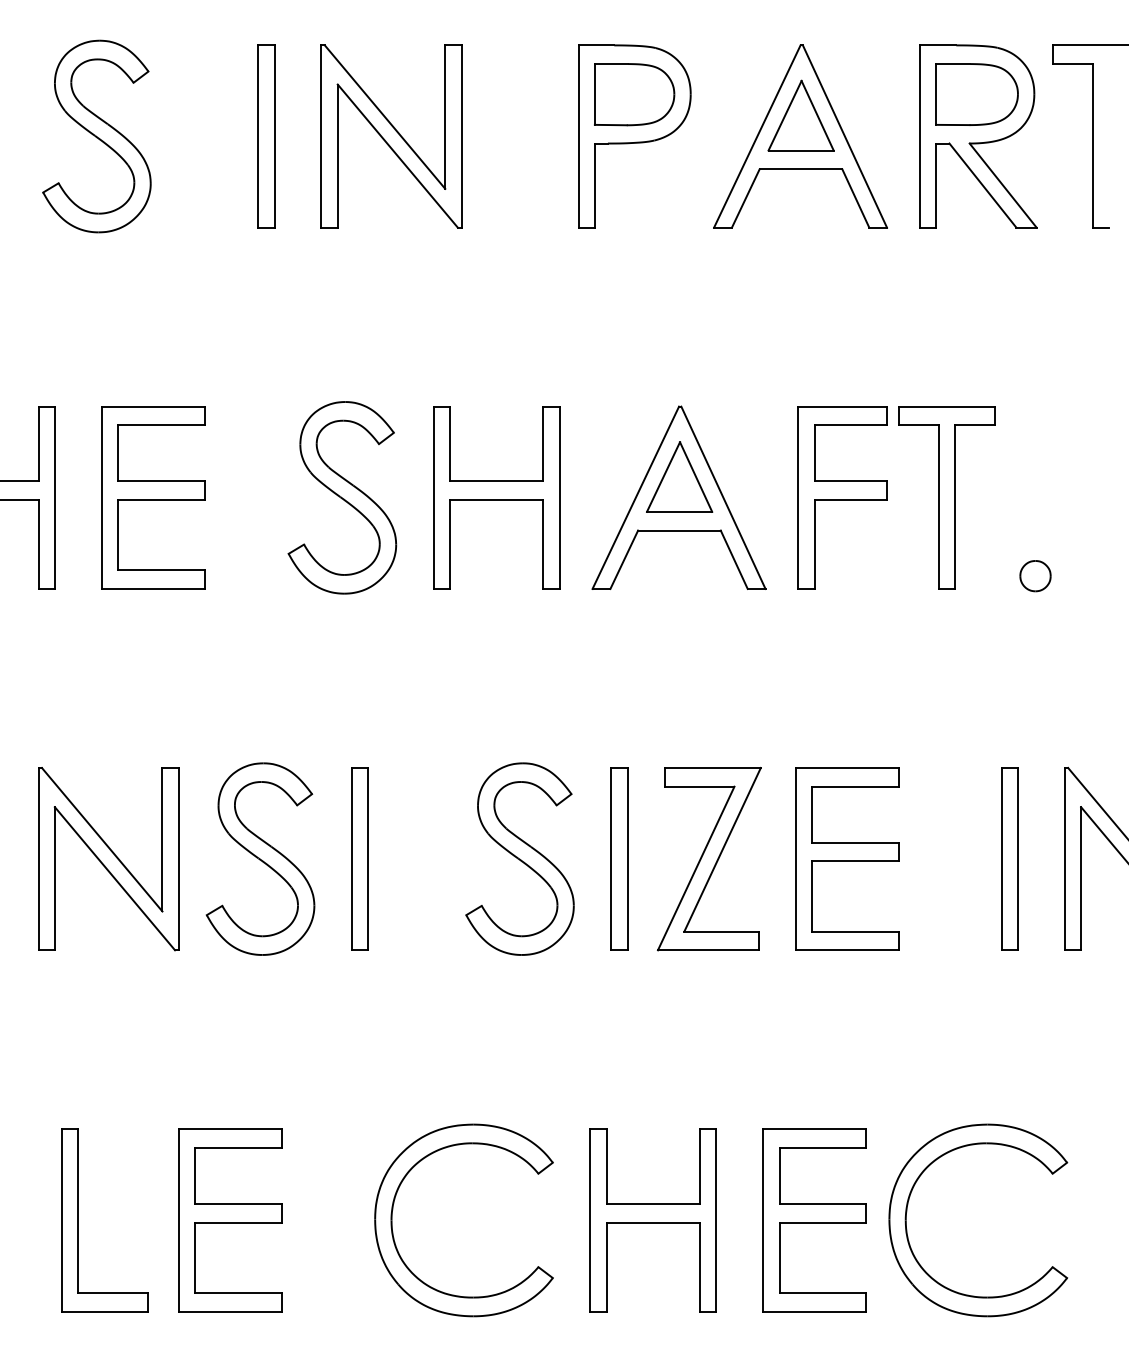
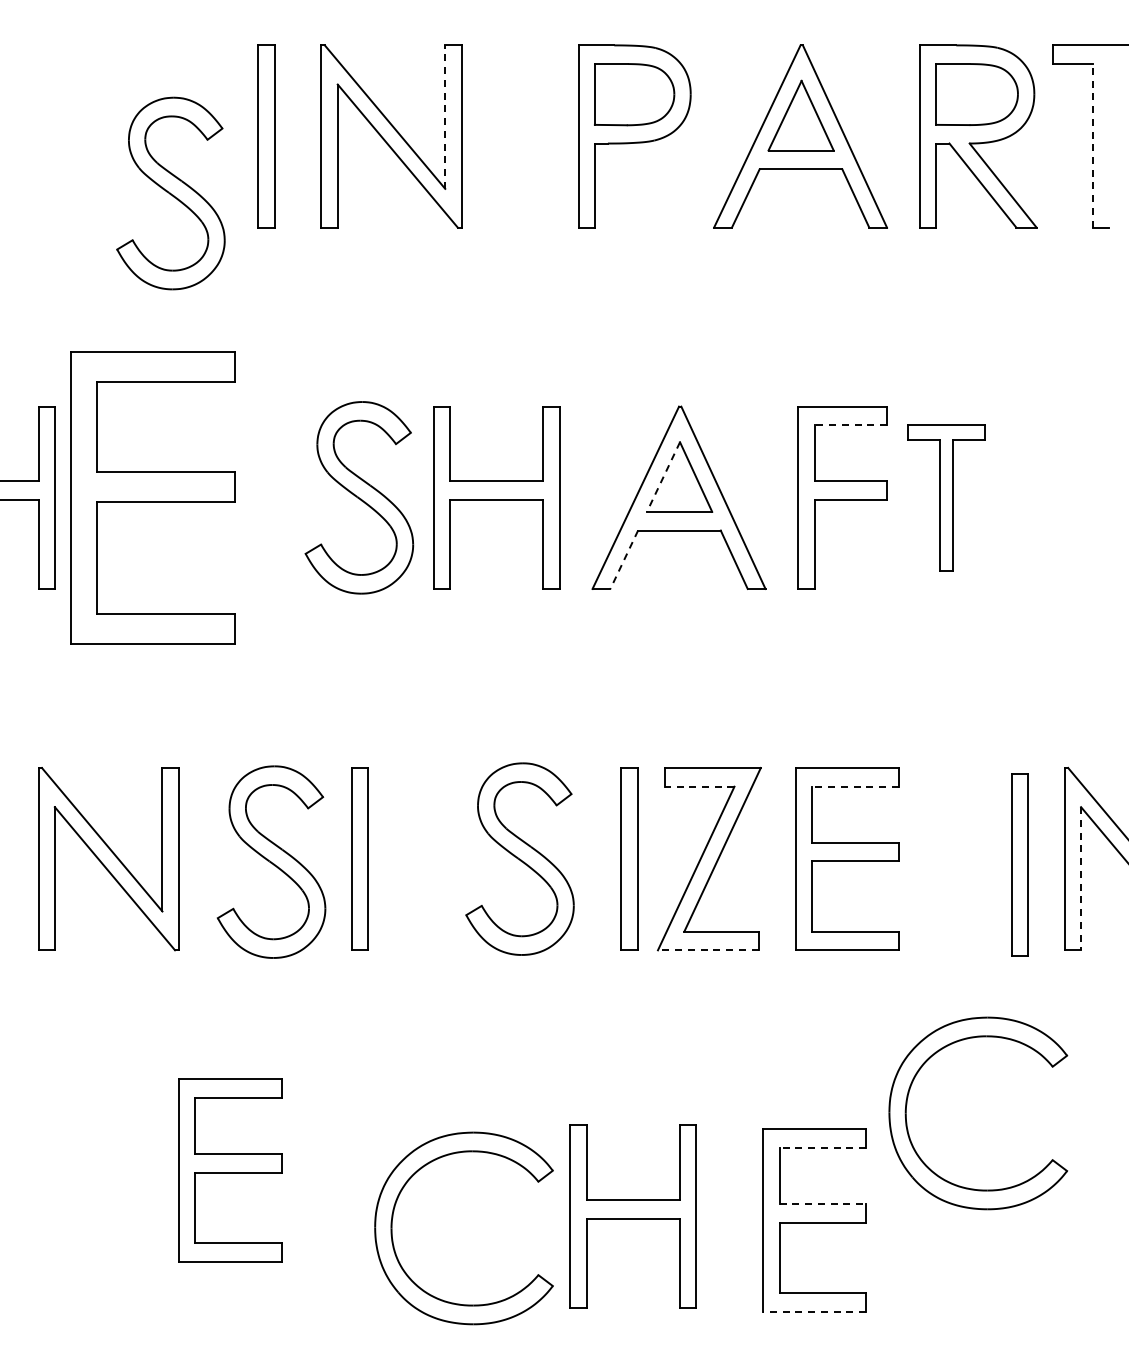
line: solid -> dashed (445, 117)
part position: (96, 136) -> (170, 193) (170, 193)
line: solid -> dashed (1092, 145)
line: solid -> dashed (850, 425)
line: solid -> dashed (663, 477)
part size: 105x184 px -> 166x294 px (152, 497)
part position: (342, 497) -> (359, 497) (359, 497)
part size: 98x184 px -> 79x148 px (946, 497)
line: solid -> dashed (624, 560)
part: present -> none (1035, 576)
line: solid -> dashed (699, 786)
line: solid -> dashed (855, 786)
part position: (260, 858) -> (271, 861) (271, 861)
part position: (619, 858) -> (629, 858) (629, 858)
part position: (1009, 858) -> (1019, 864) (1019, 864)
line: solid -> dashed (1081, 878)
line: solid -> dashed (707, 950)
line: solid -> dashed (822, 1147)
line: solid -> dashed (823, 1204)
part position: (393, 1209) -> (393, 1217) (393, 1217)
part position: (907, 1211) -> (907, 1104) (907, 1104)
part: present -> none (78, 1220)
part position: (230, 1220) -> (230, 1170) (230, 1170)
part position: (652, 1220) -> (632, 1216) (632, 1216)
line: solid -> dashed (814, 1311)
